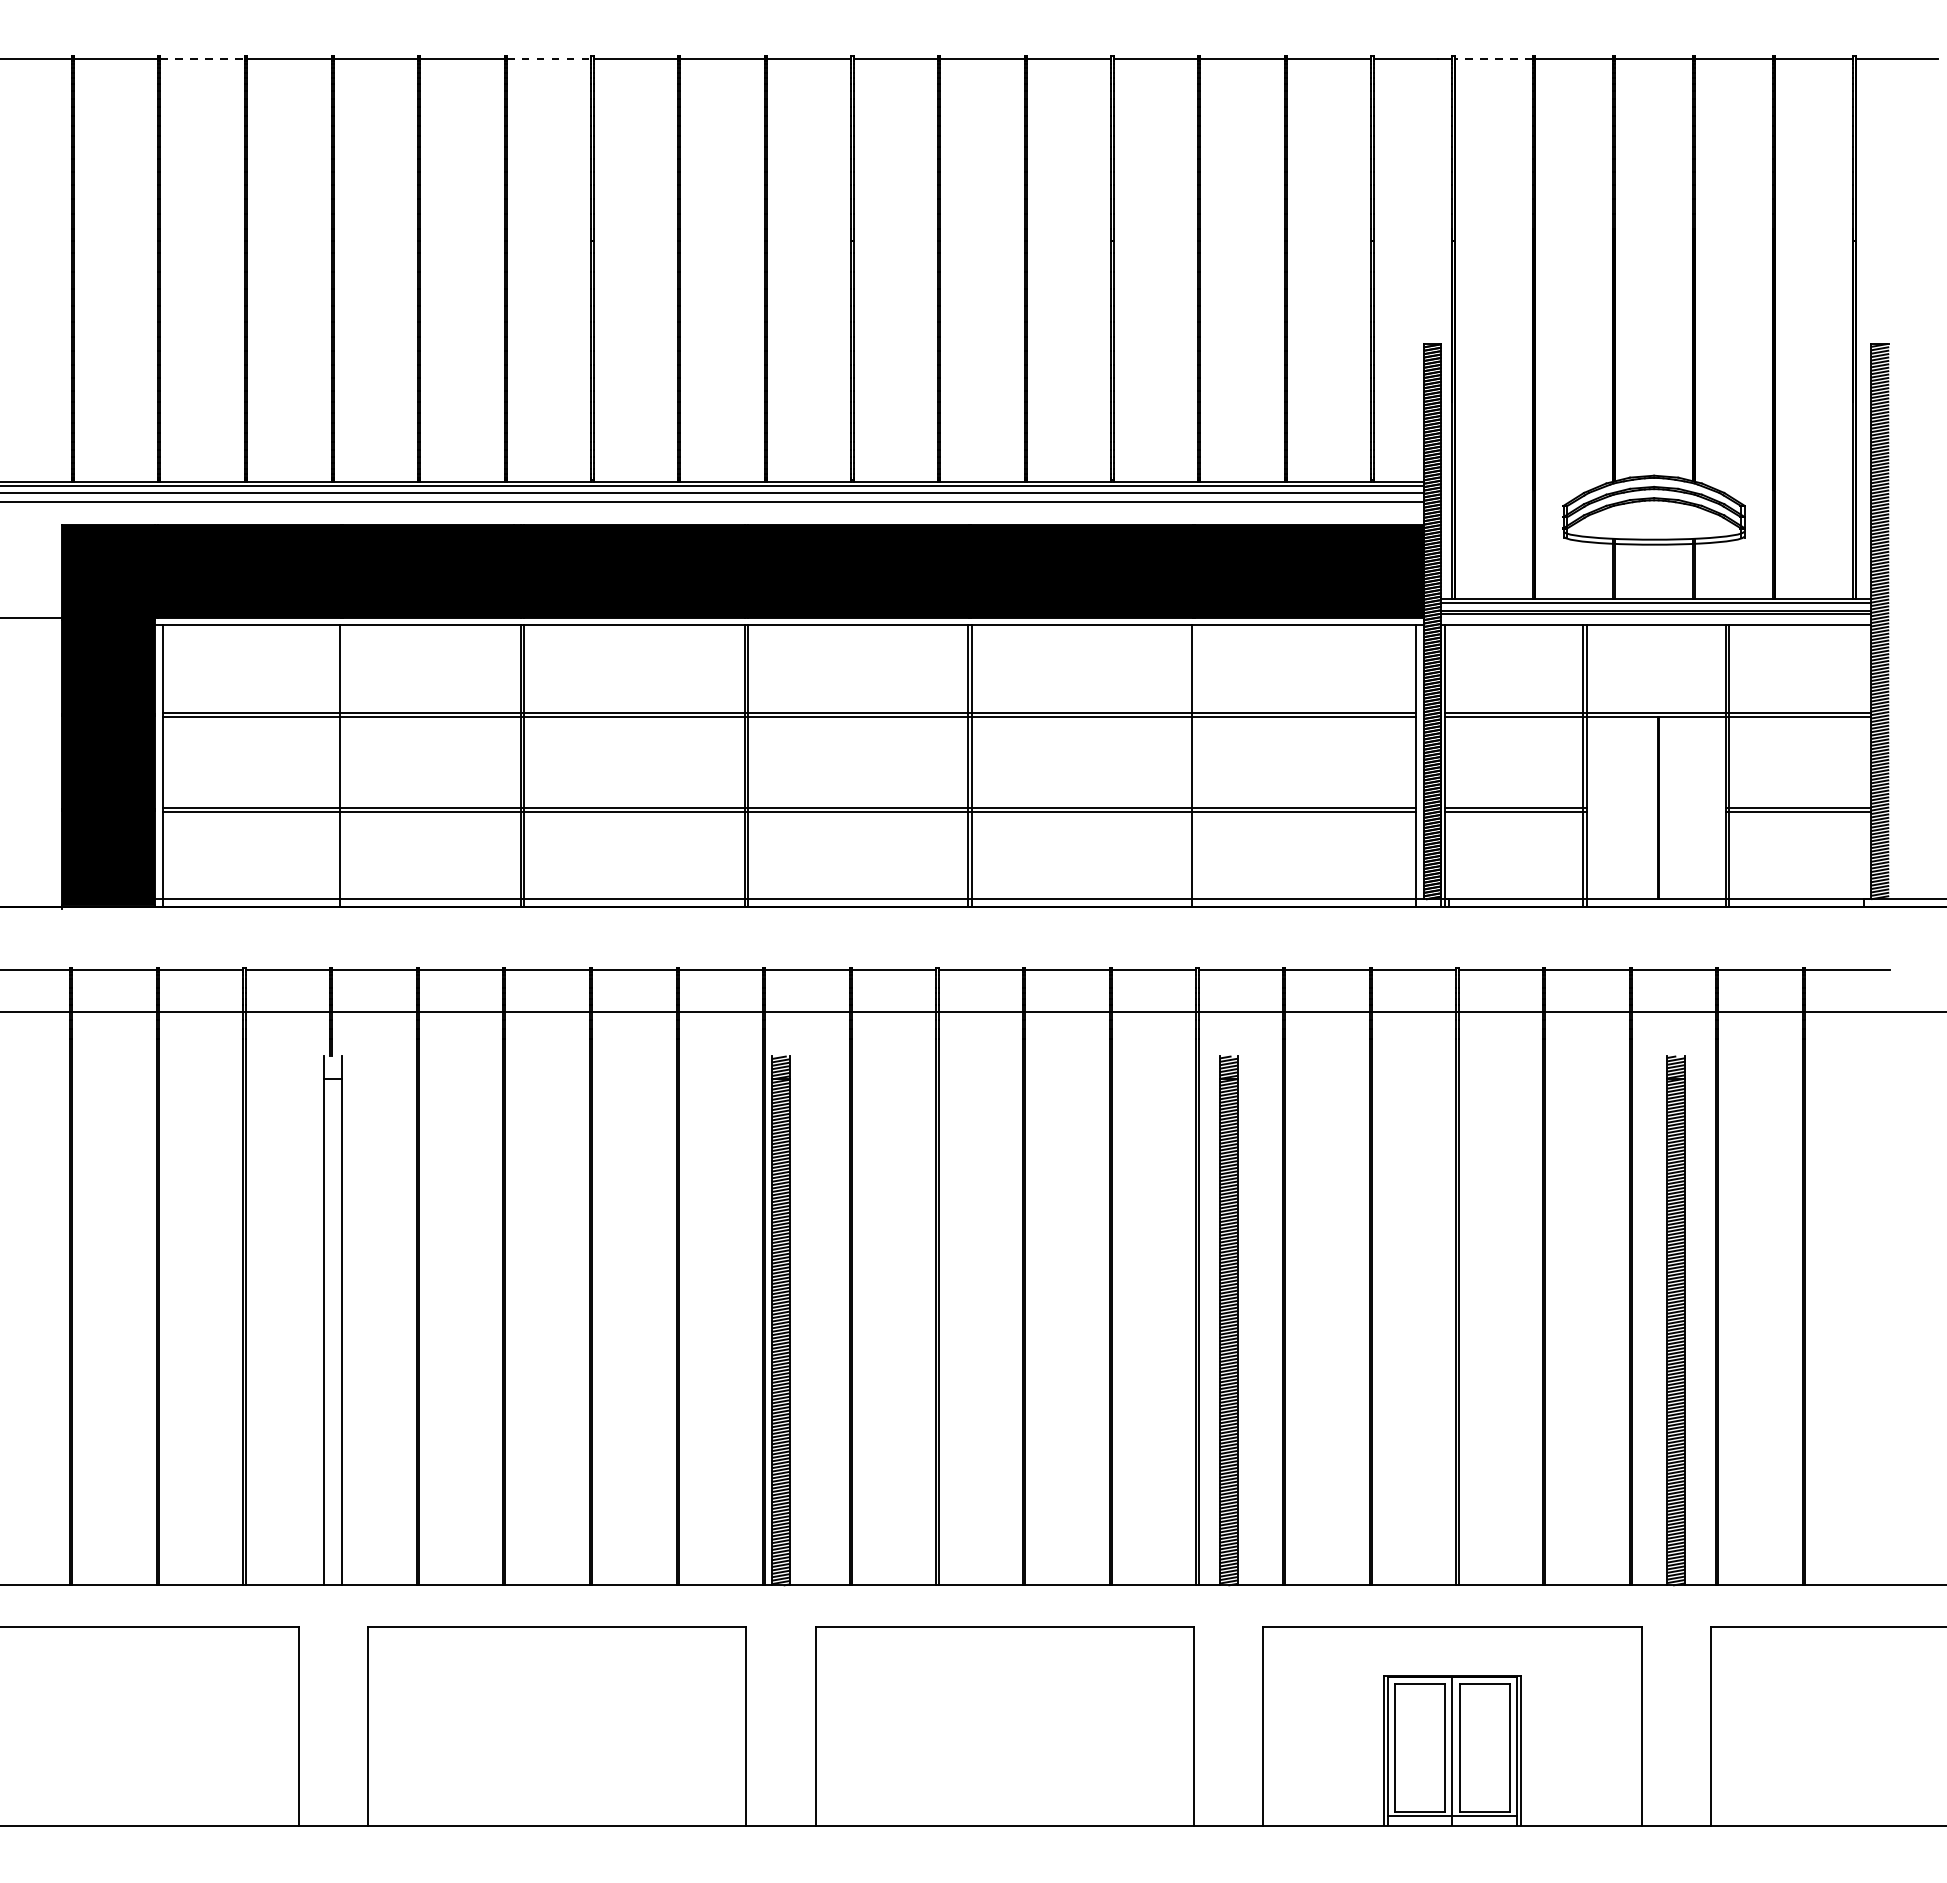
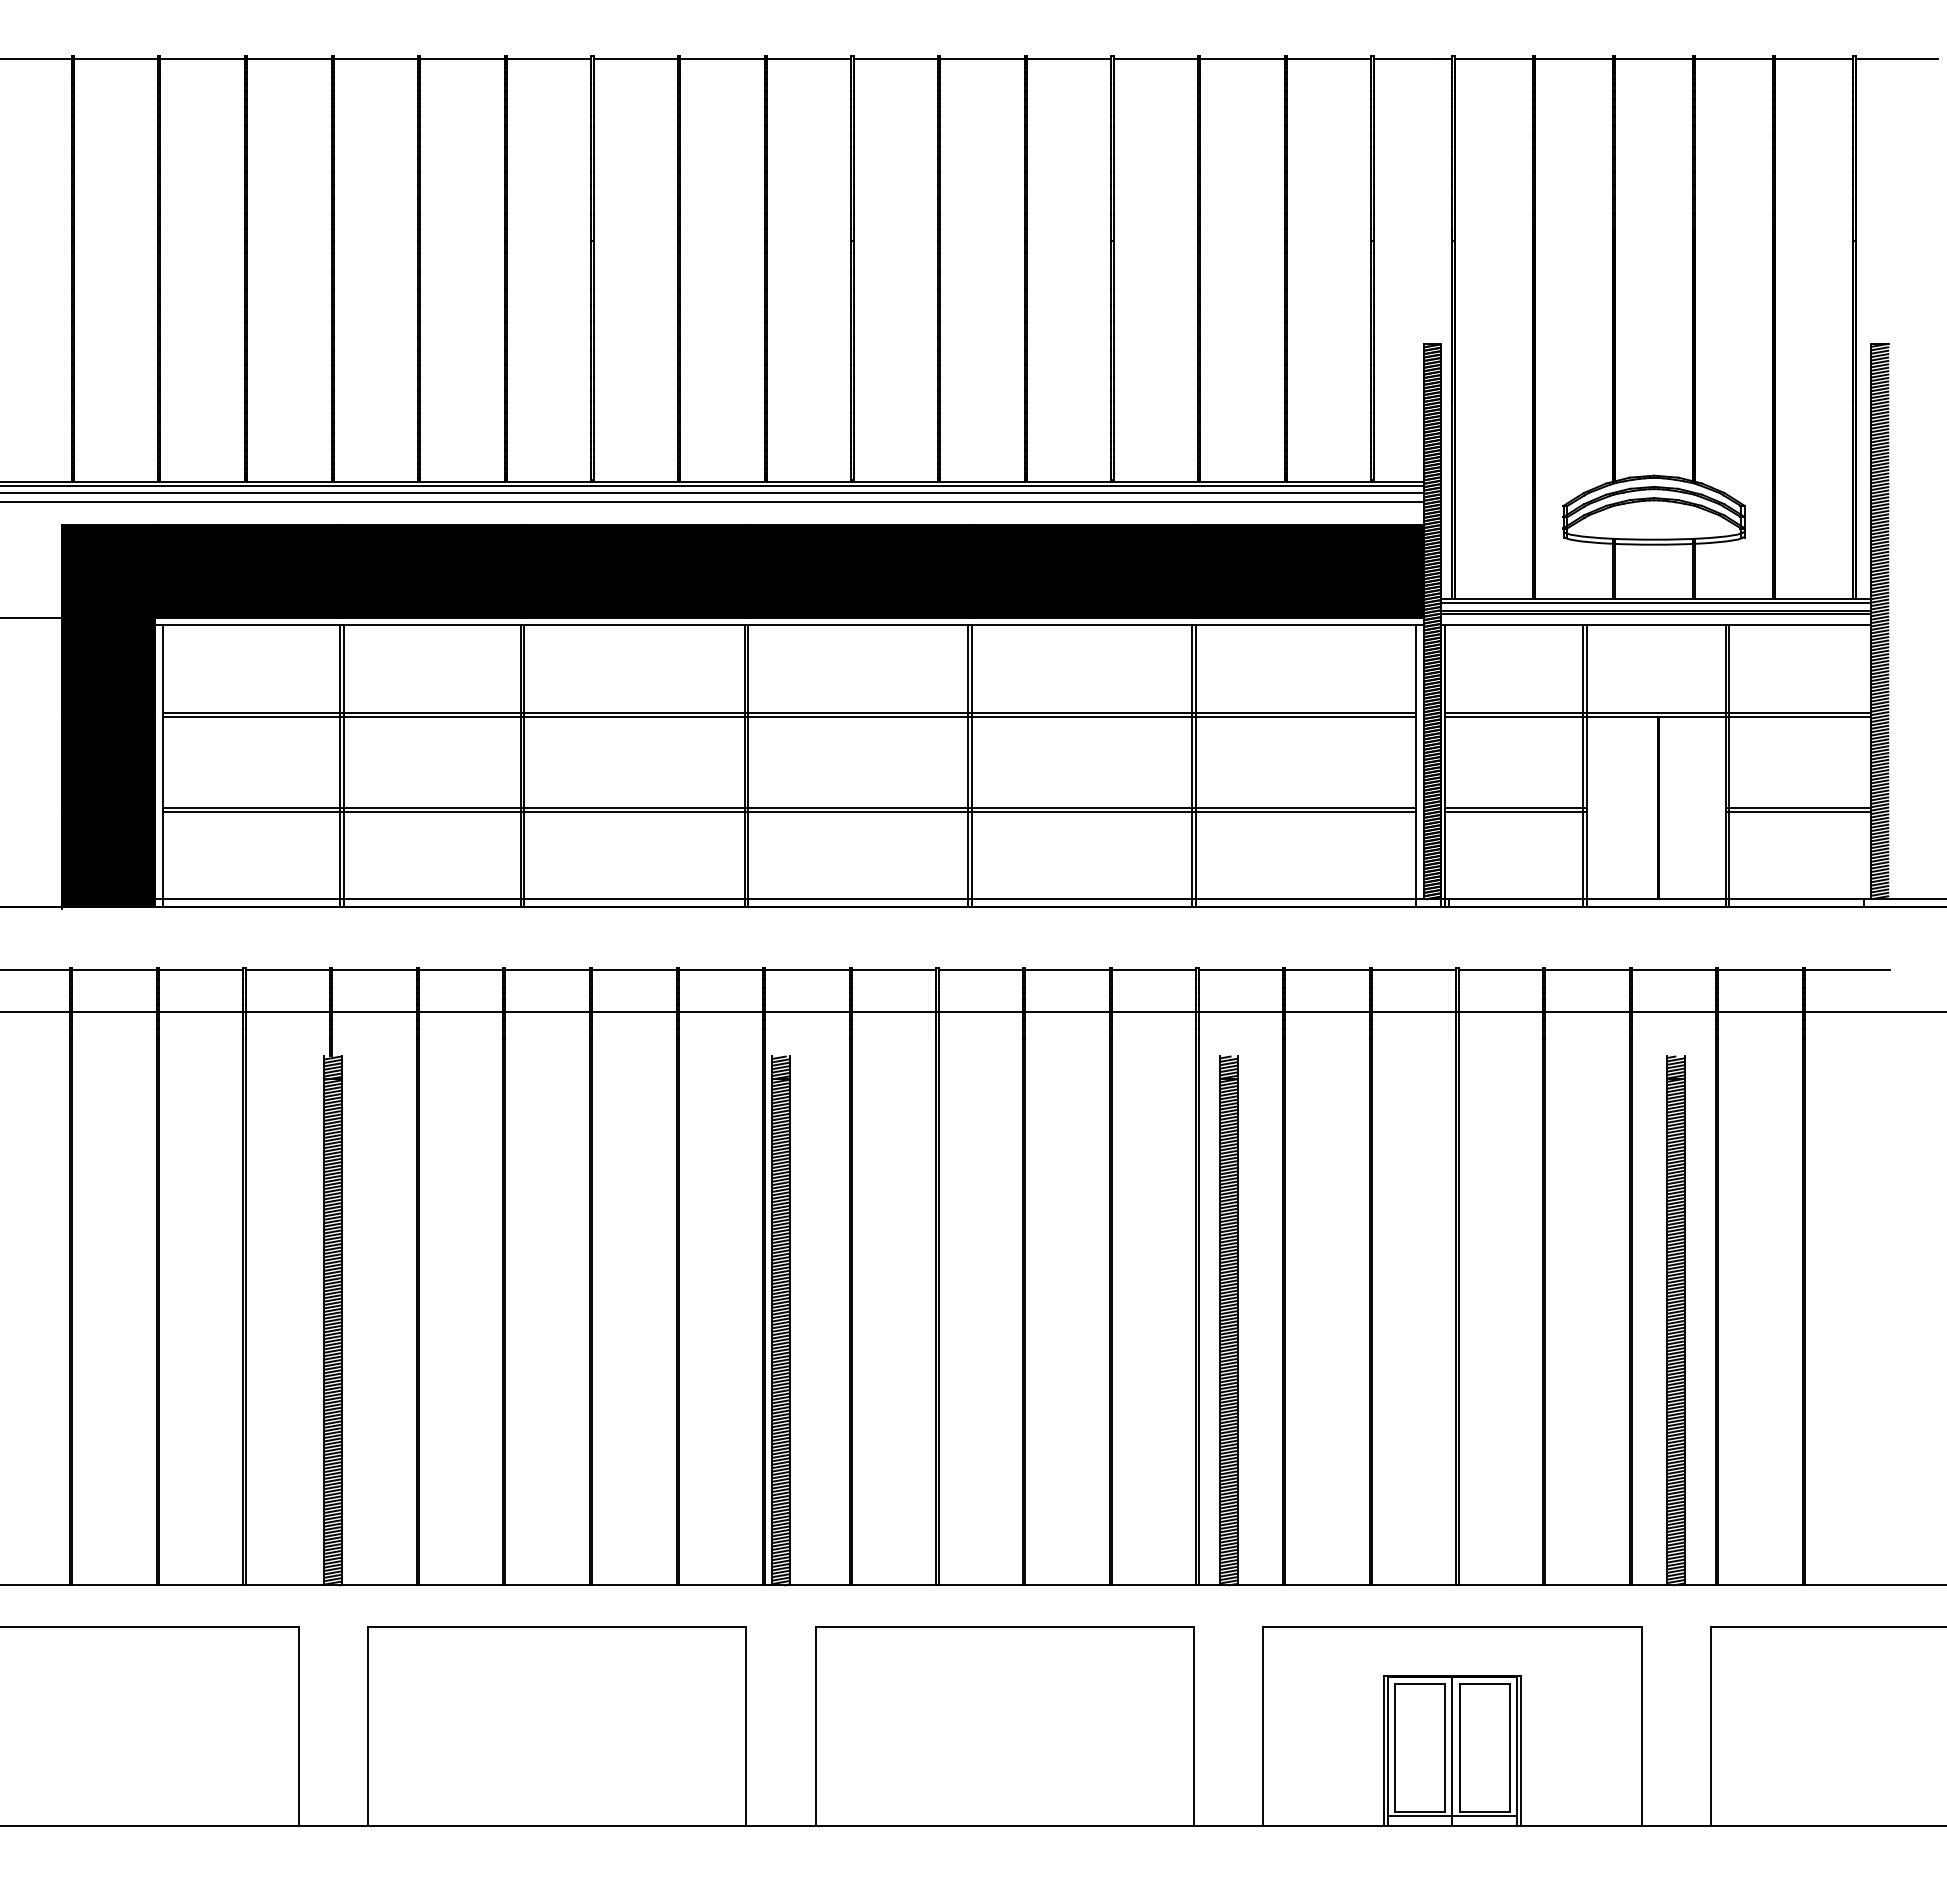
line: dashed -> solid (203, 58)
line: dashed -> solid (549, 58)
line: dashed -> solid (1493, 58)
line: none -> present (343, 765)
line: none -> present (1195, 765)
hatch: none -> present (333, 1320)
